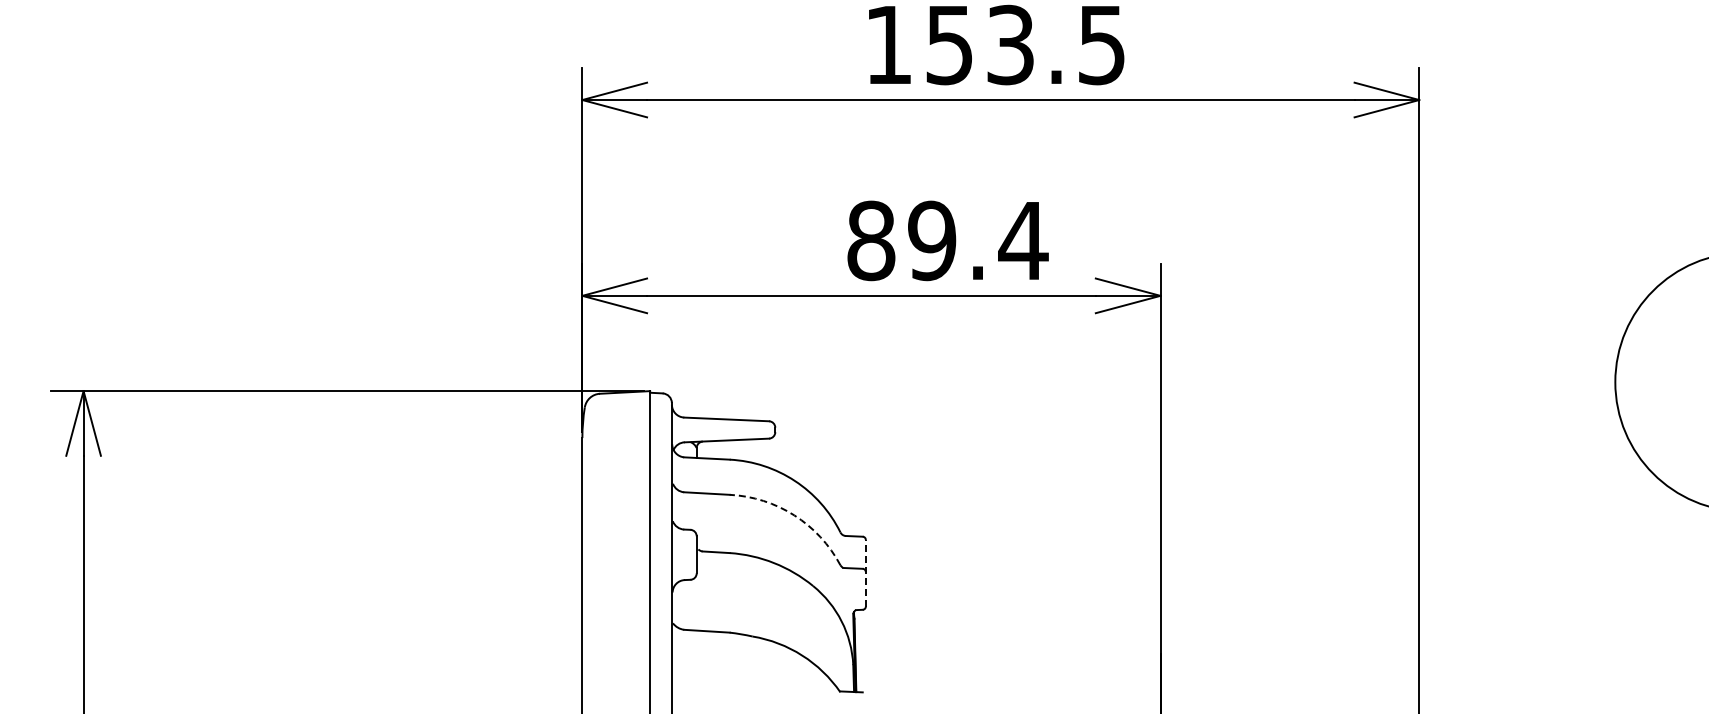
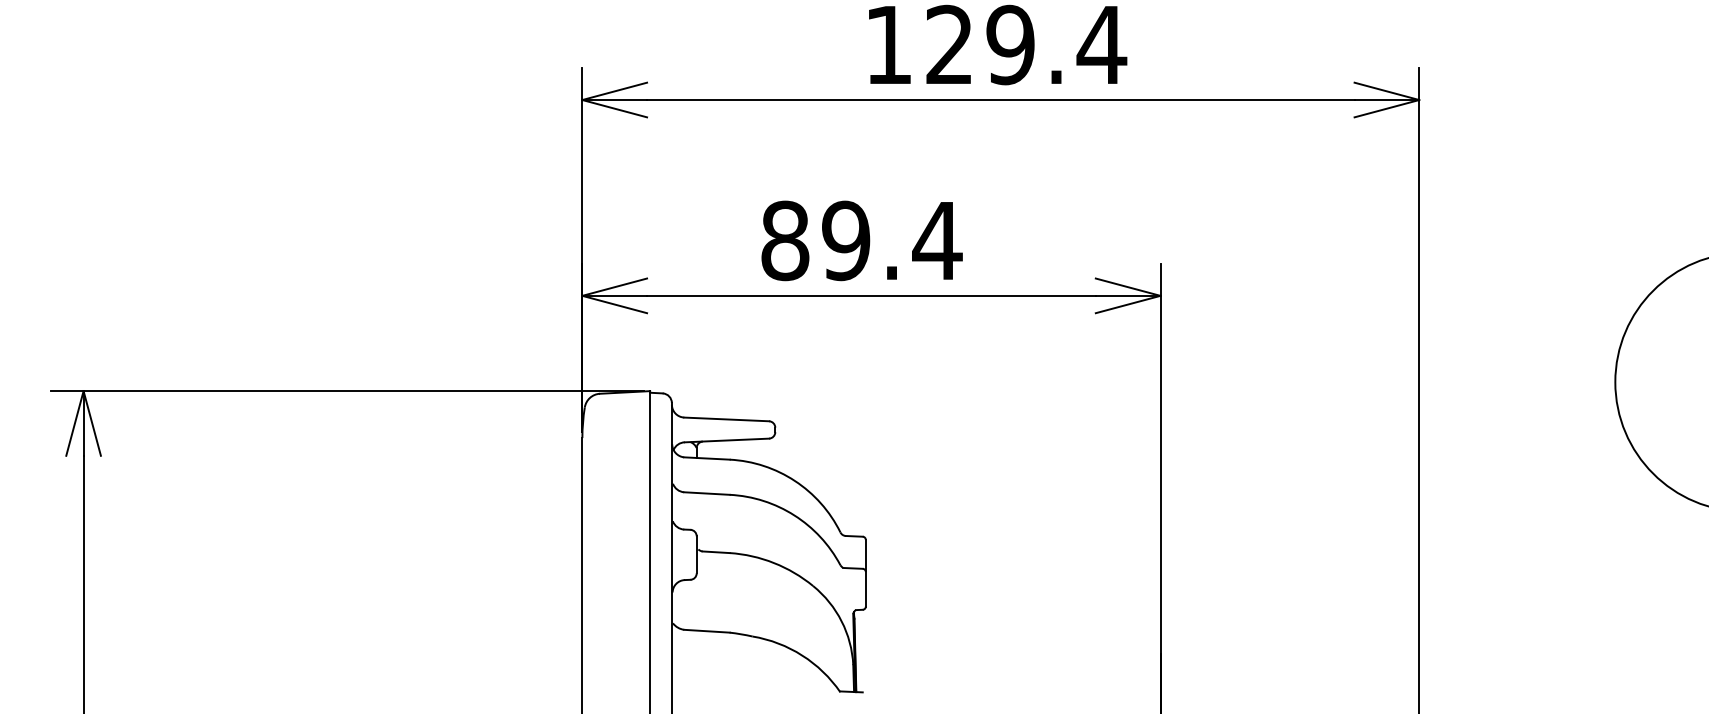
text: 153.5 -> 129.4 (1026, 44)
text position: (947, 240) -> (861, 240) (861, 240)
arc: dashed -> solid (794, 515)
line: dashed -> solid (865, 572)
